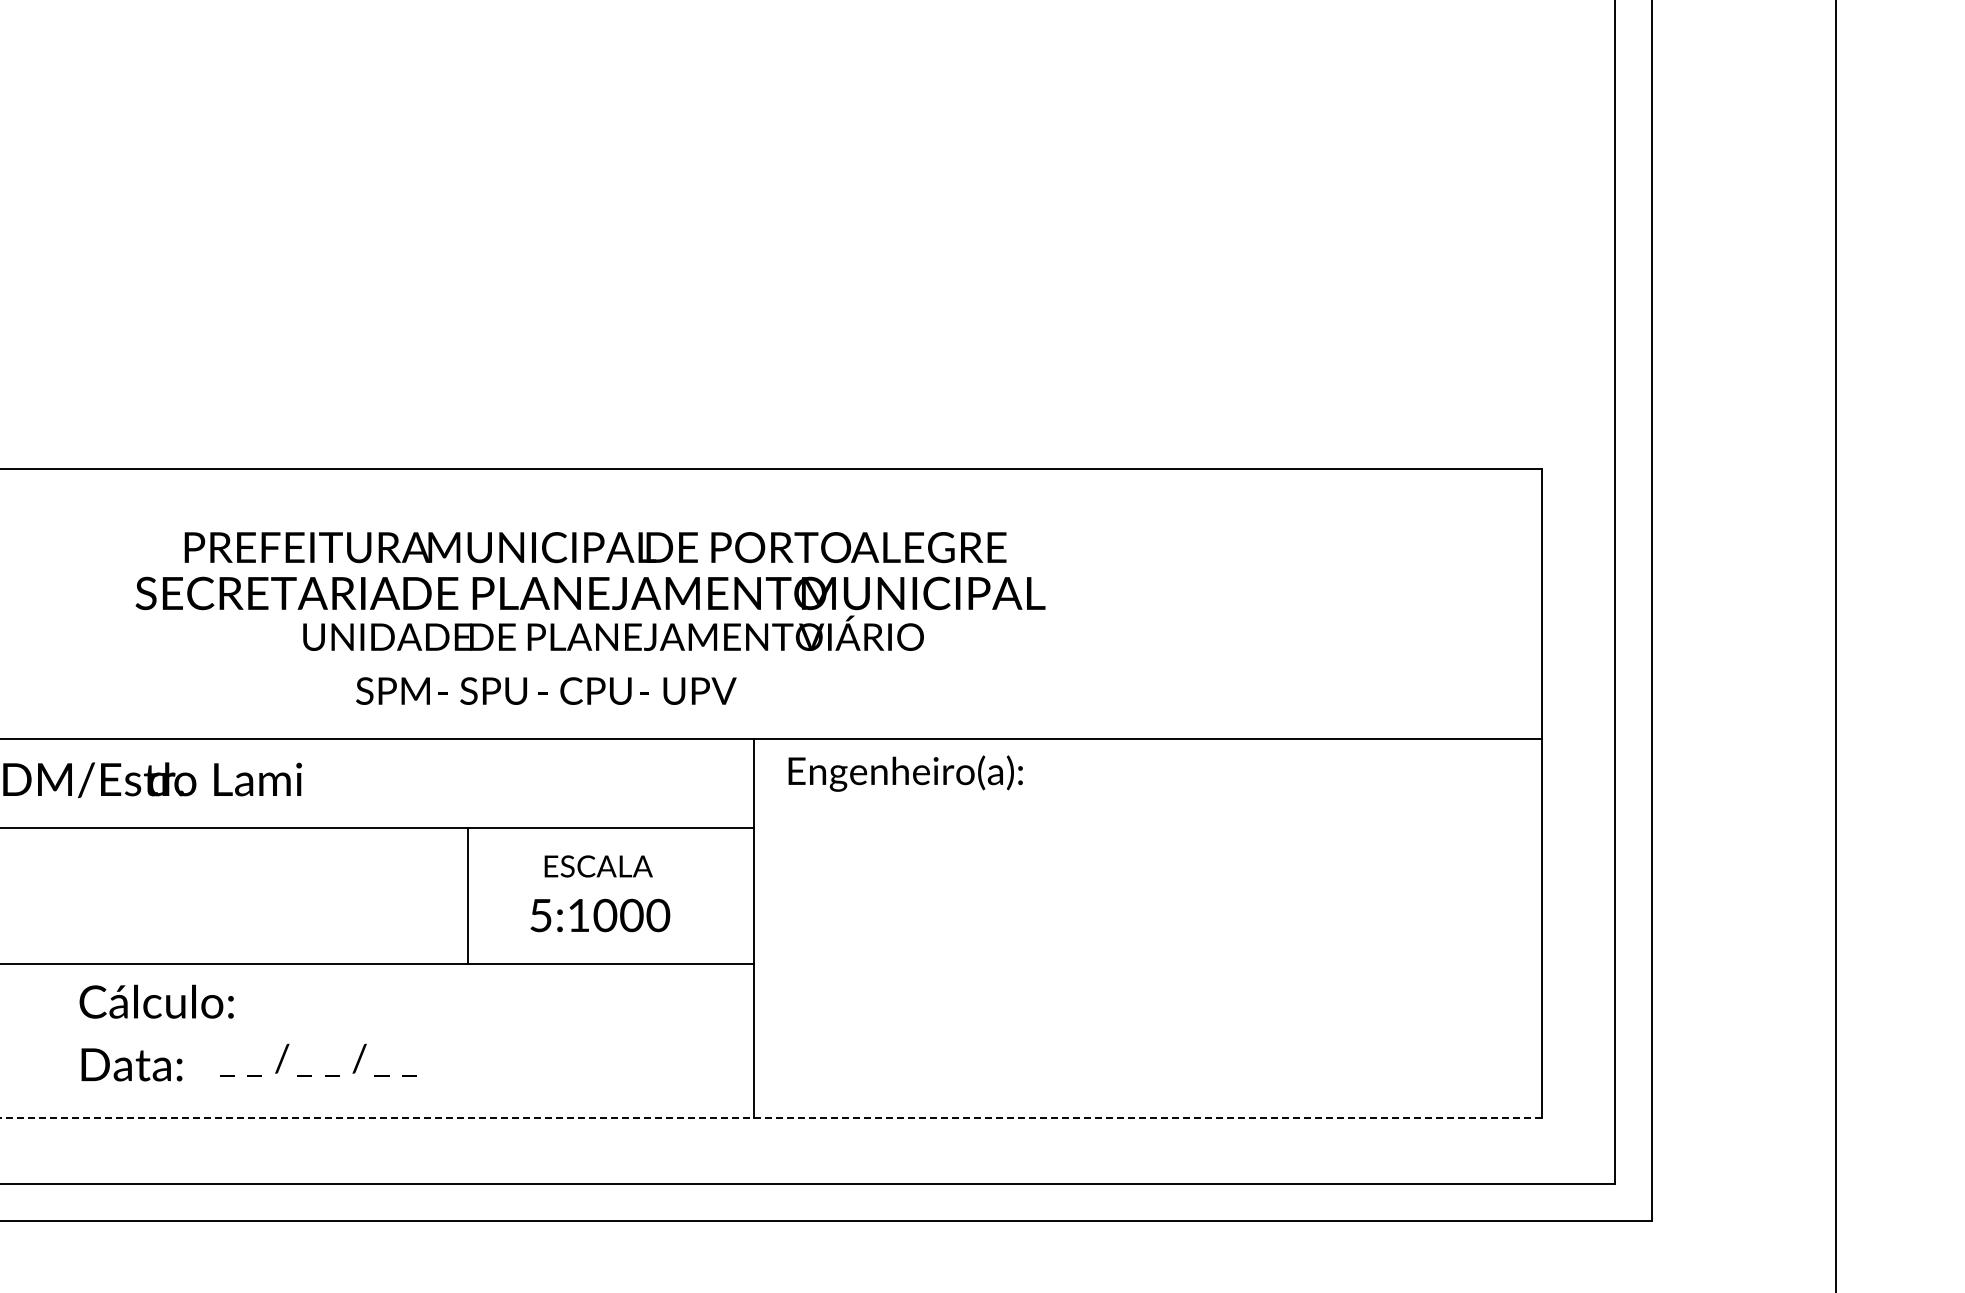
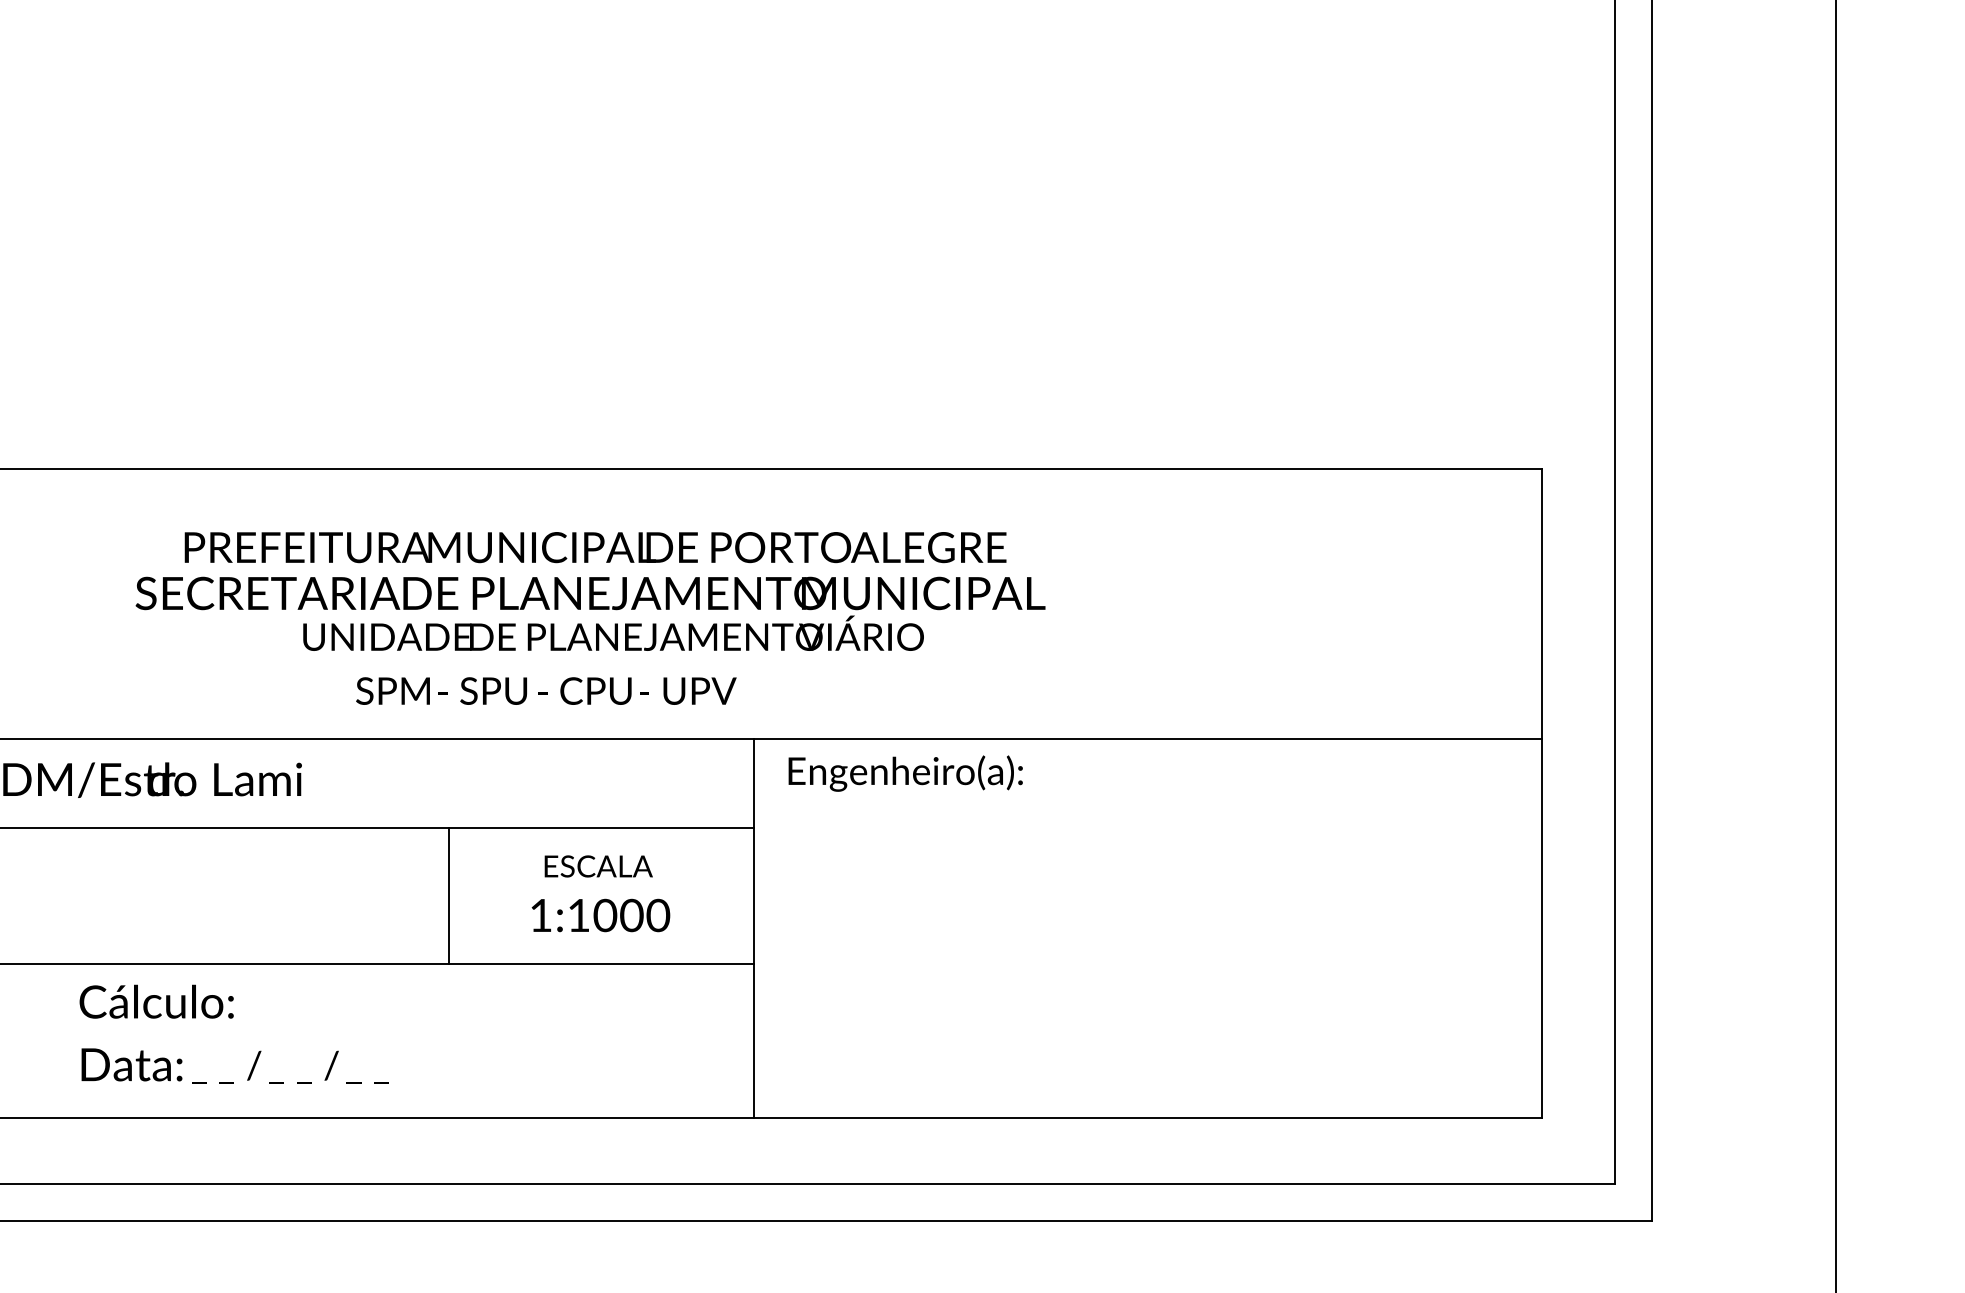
line position: (468, 896) -> (449, 896) (449, 896)
text: 5:1000 -> 1:1000 (540, 915)
text position: (318, 1059) -> (290, 1066) (290, 1066)
line: dashed -> solid (771, 1118)
